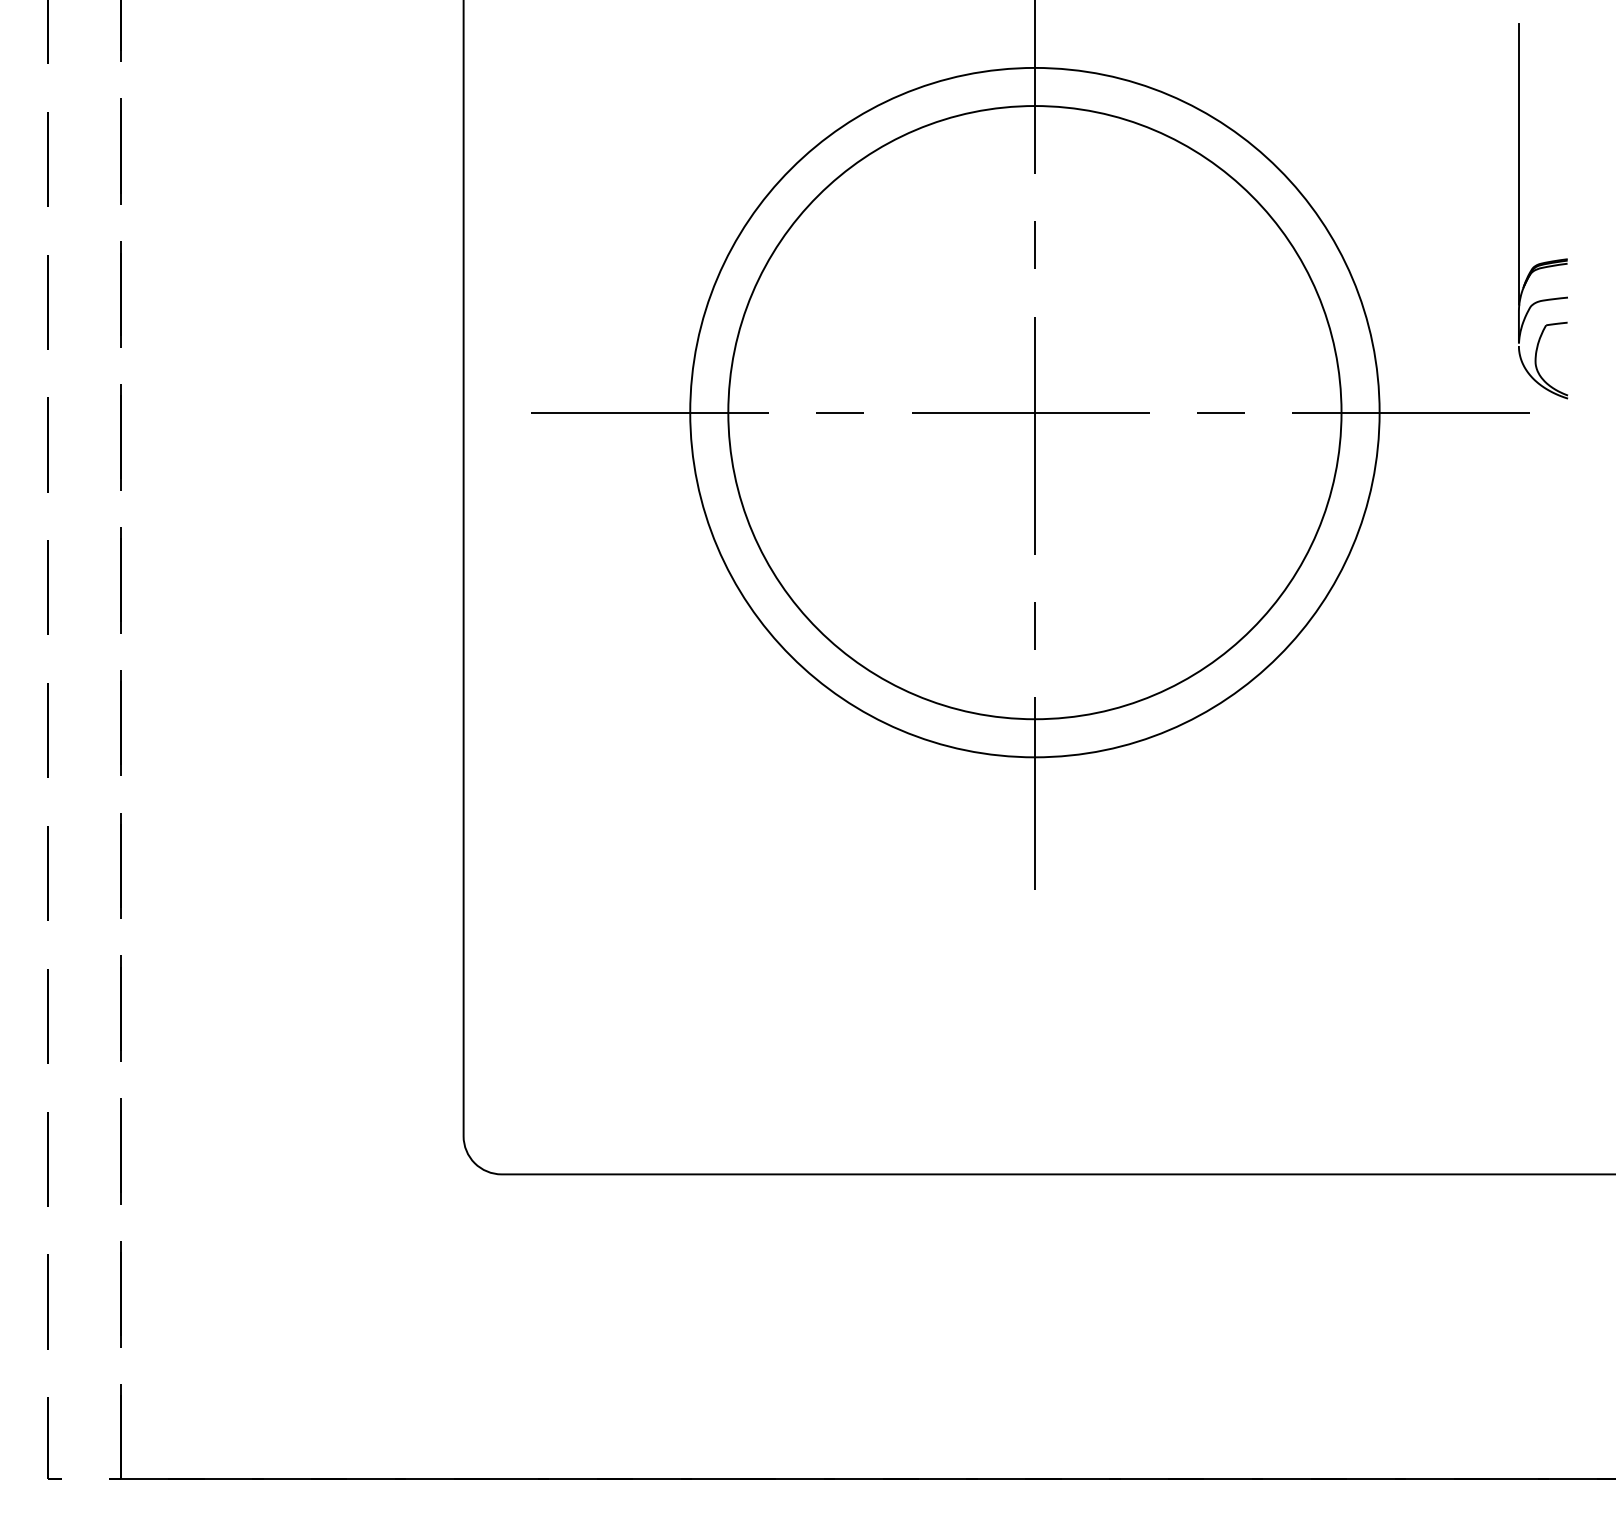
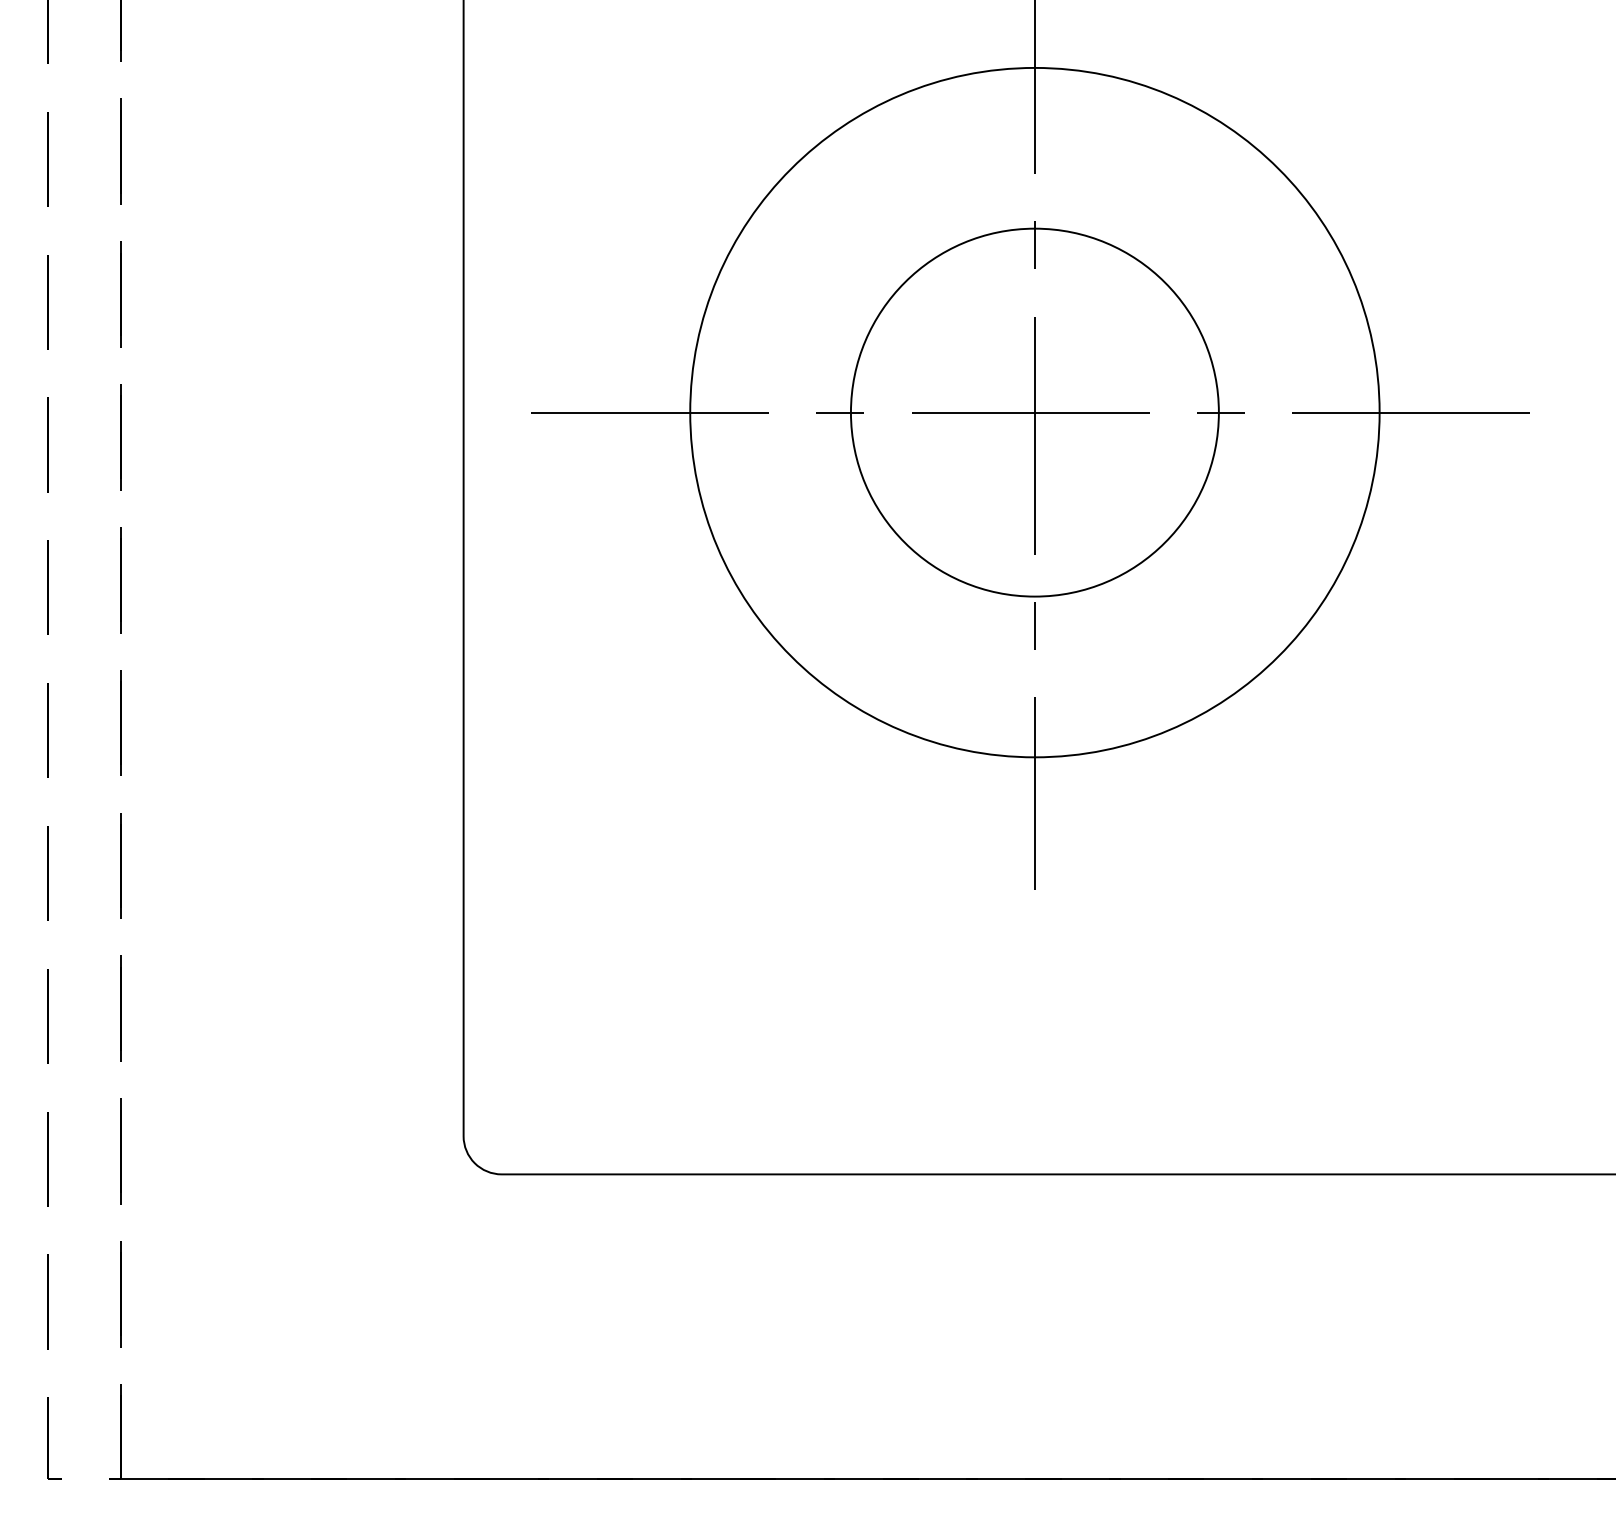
part: present -> none (1519, 211)
circle diameter: 613 px -> 368 px (1034, 412)
